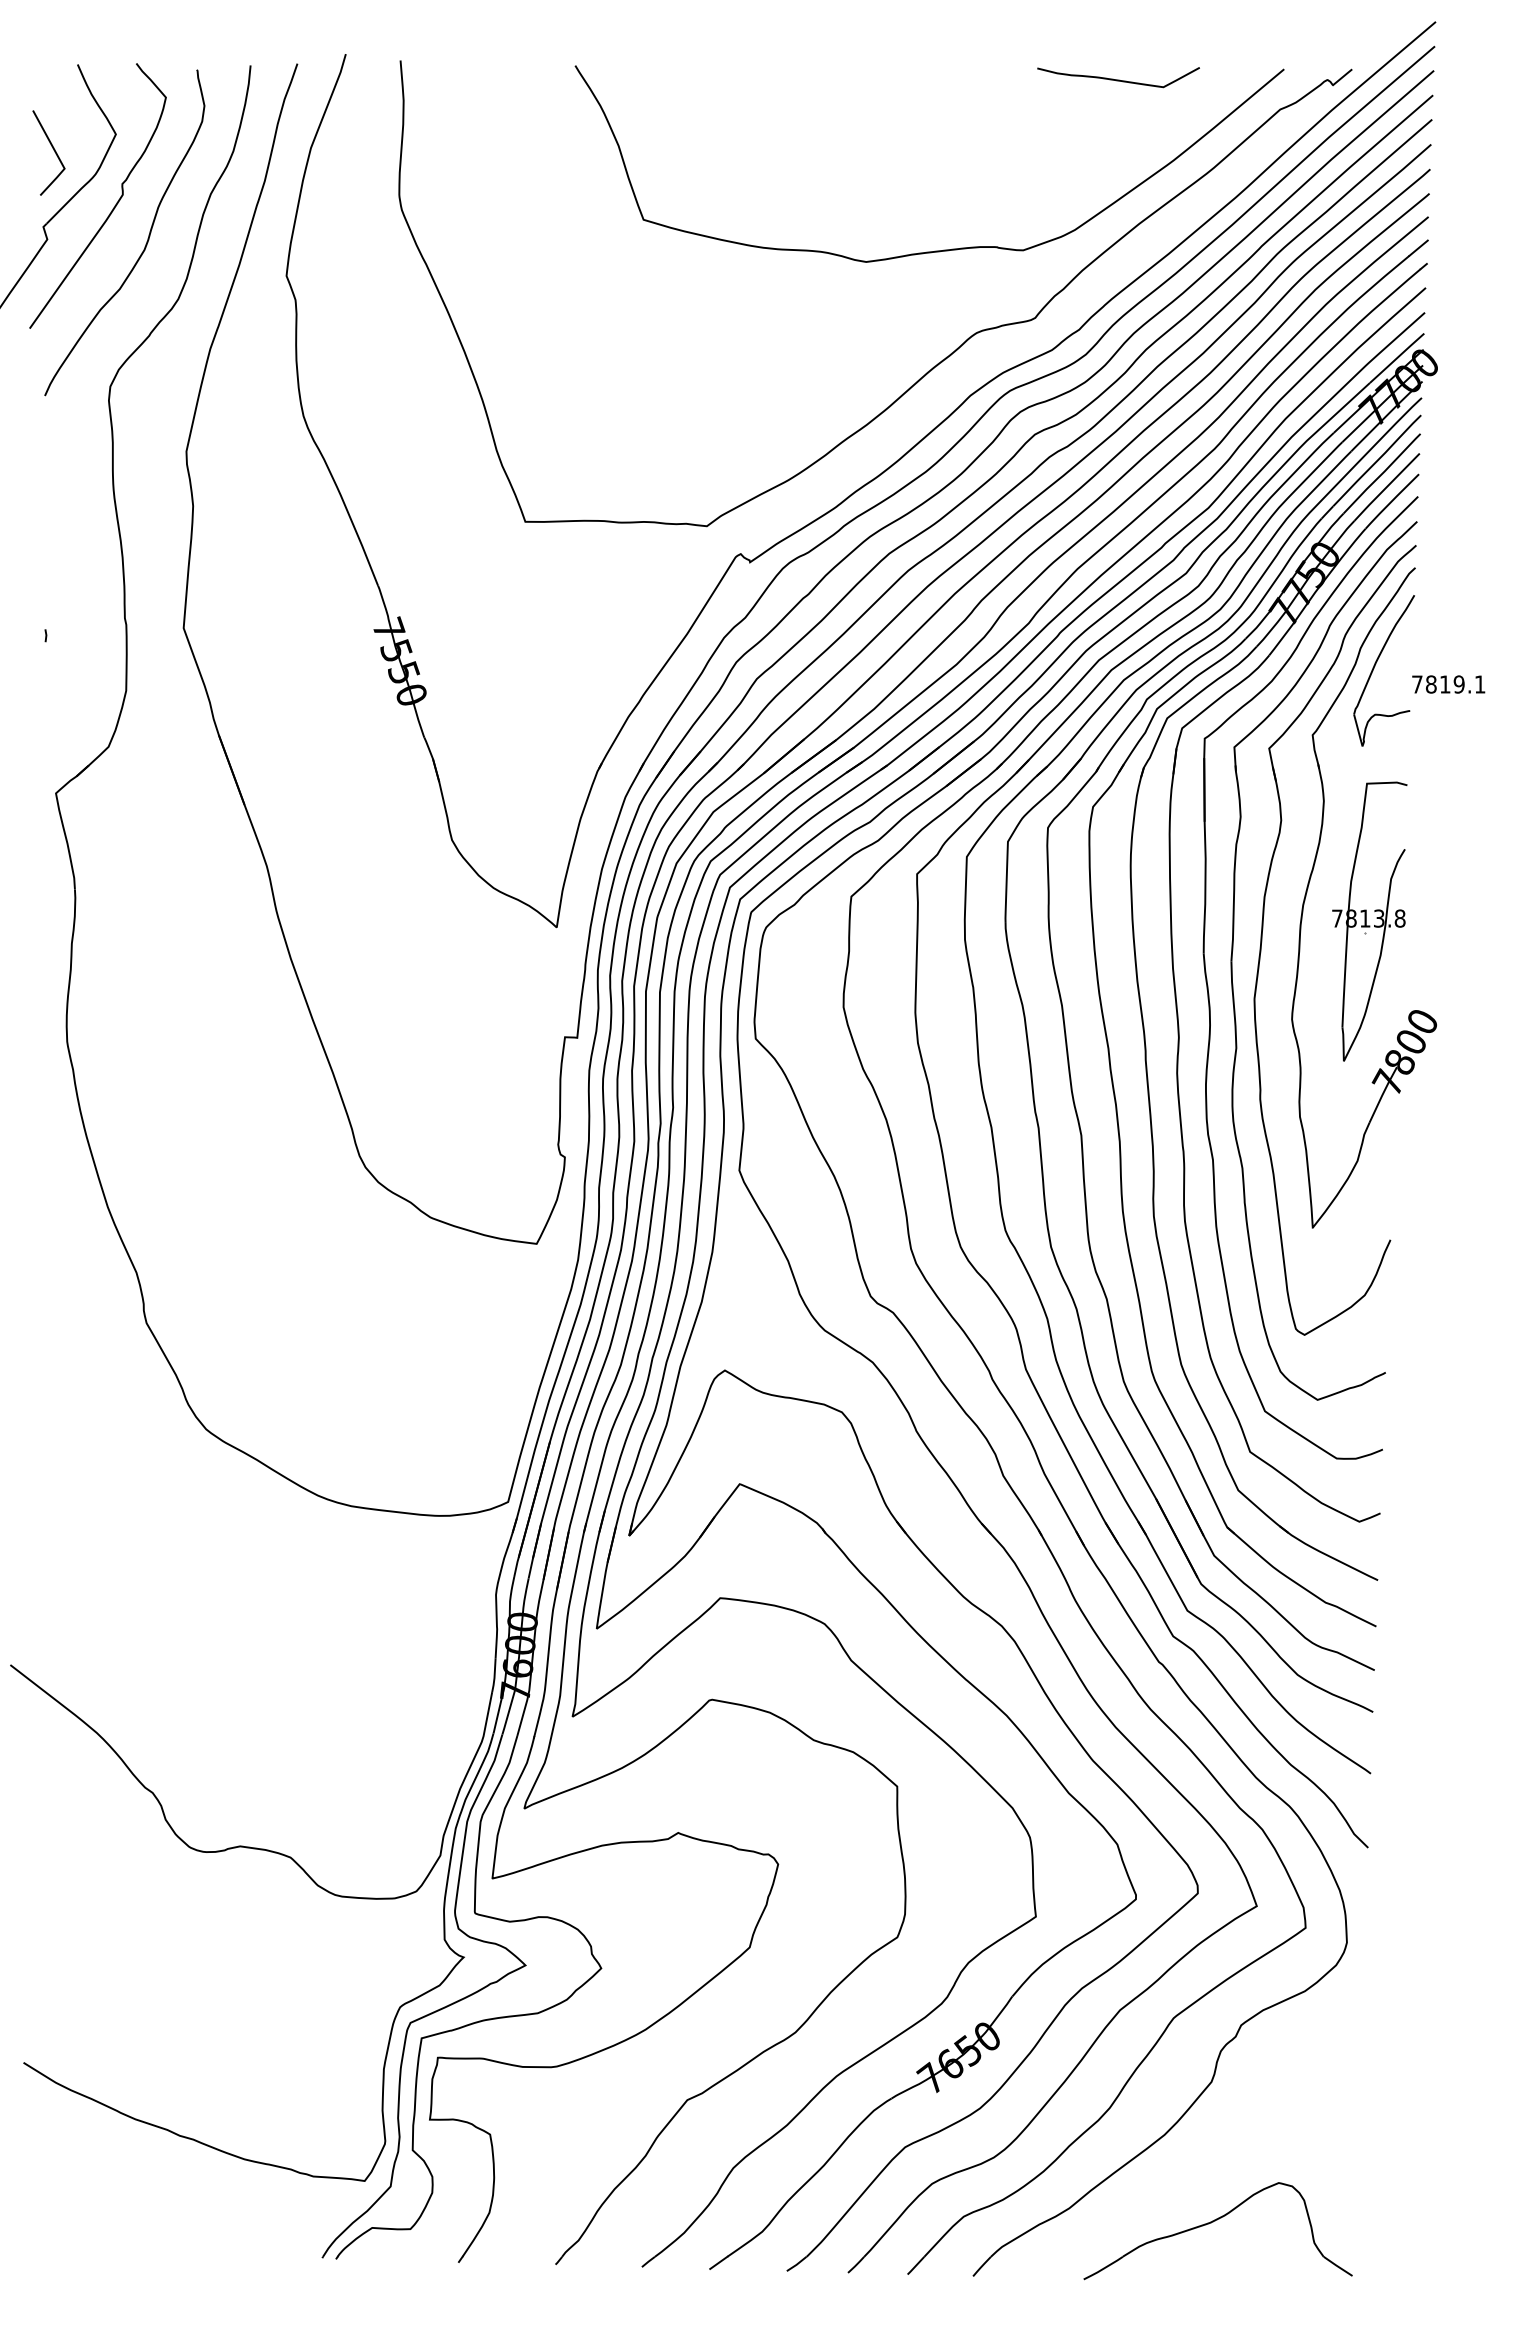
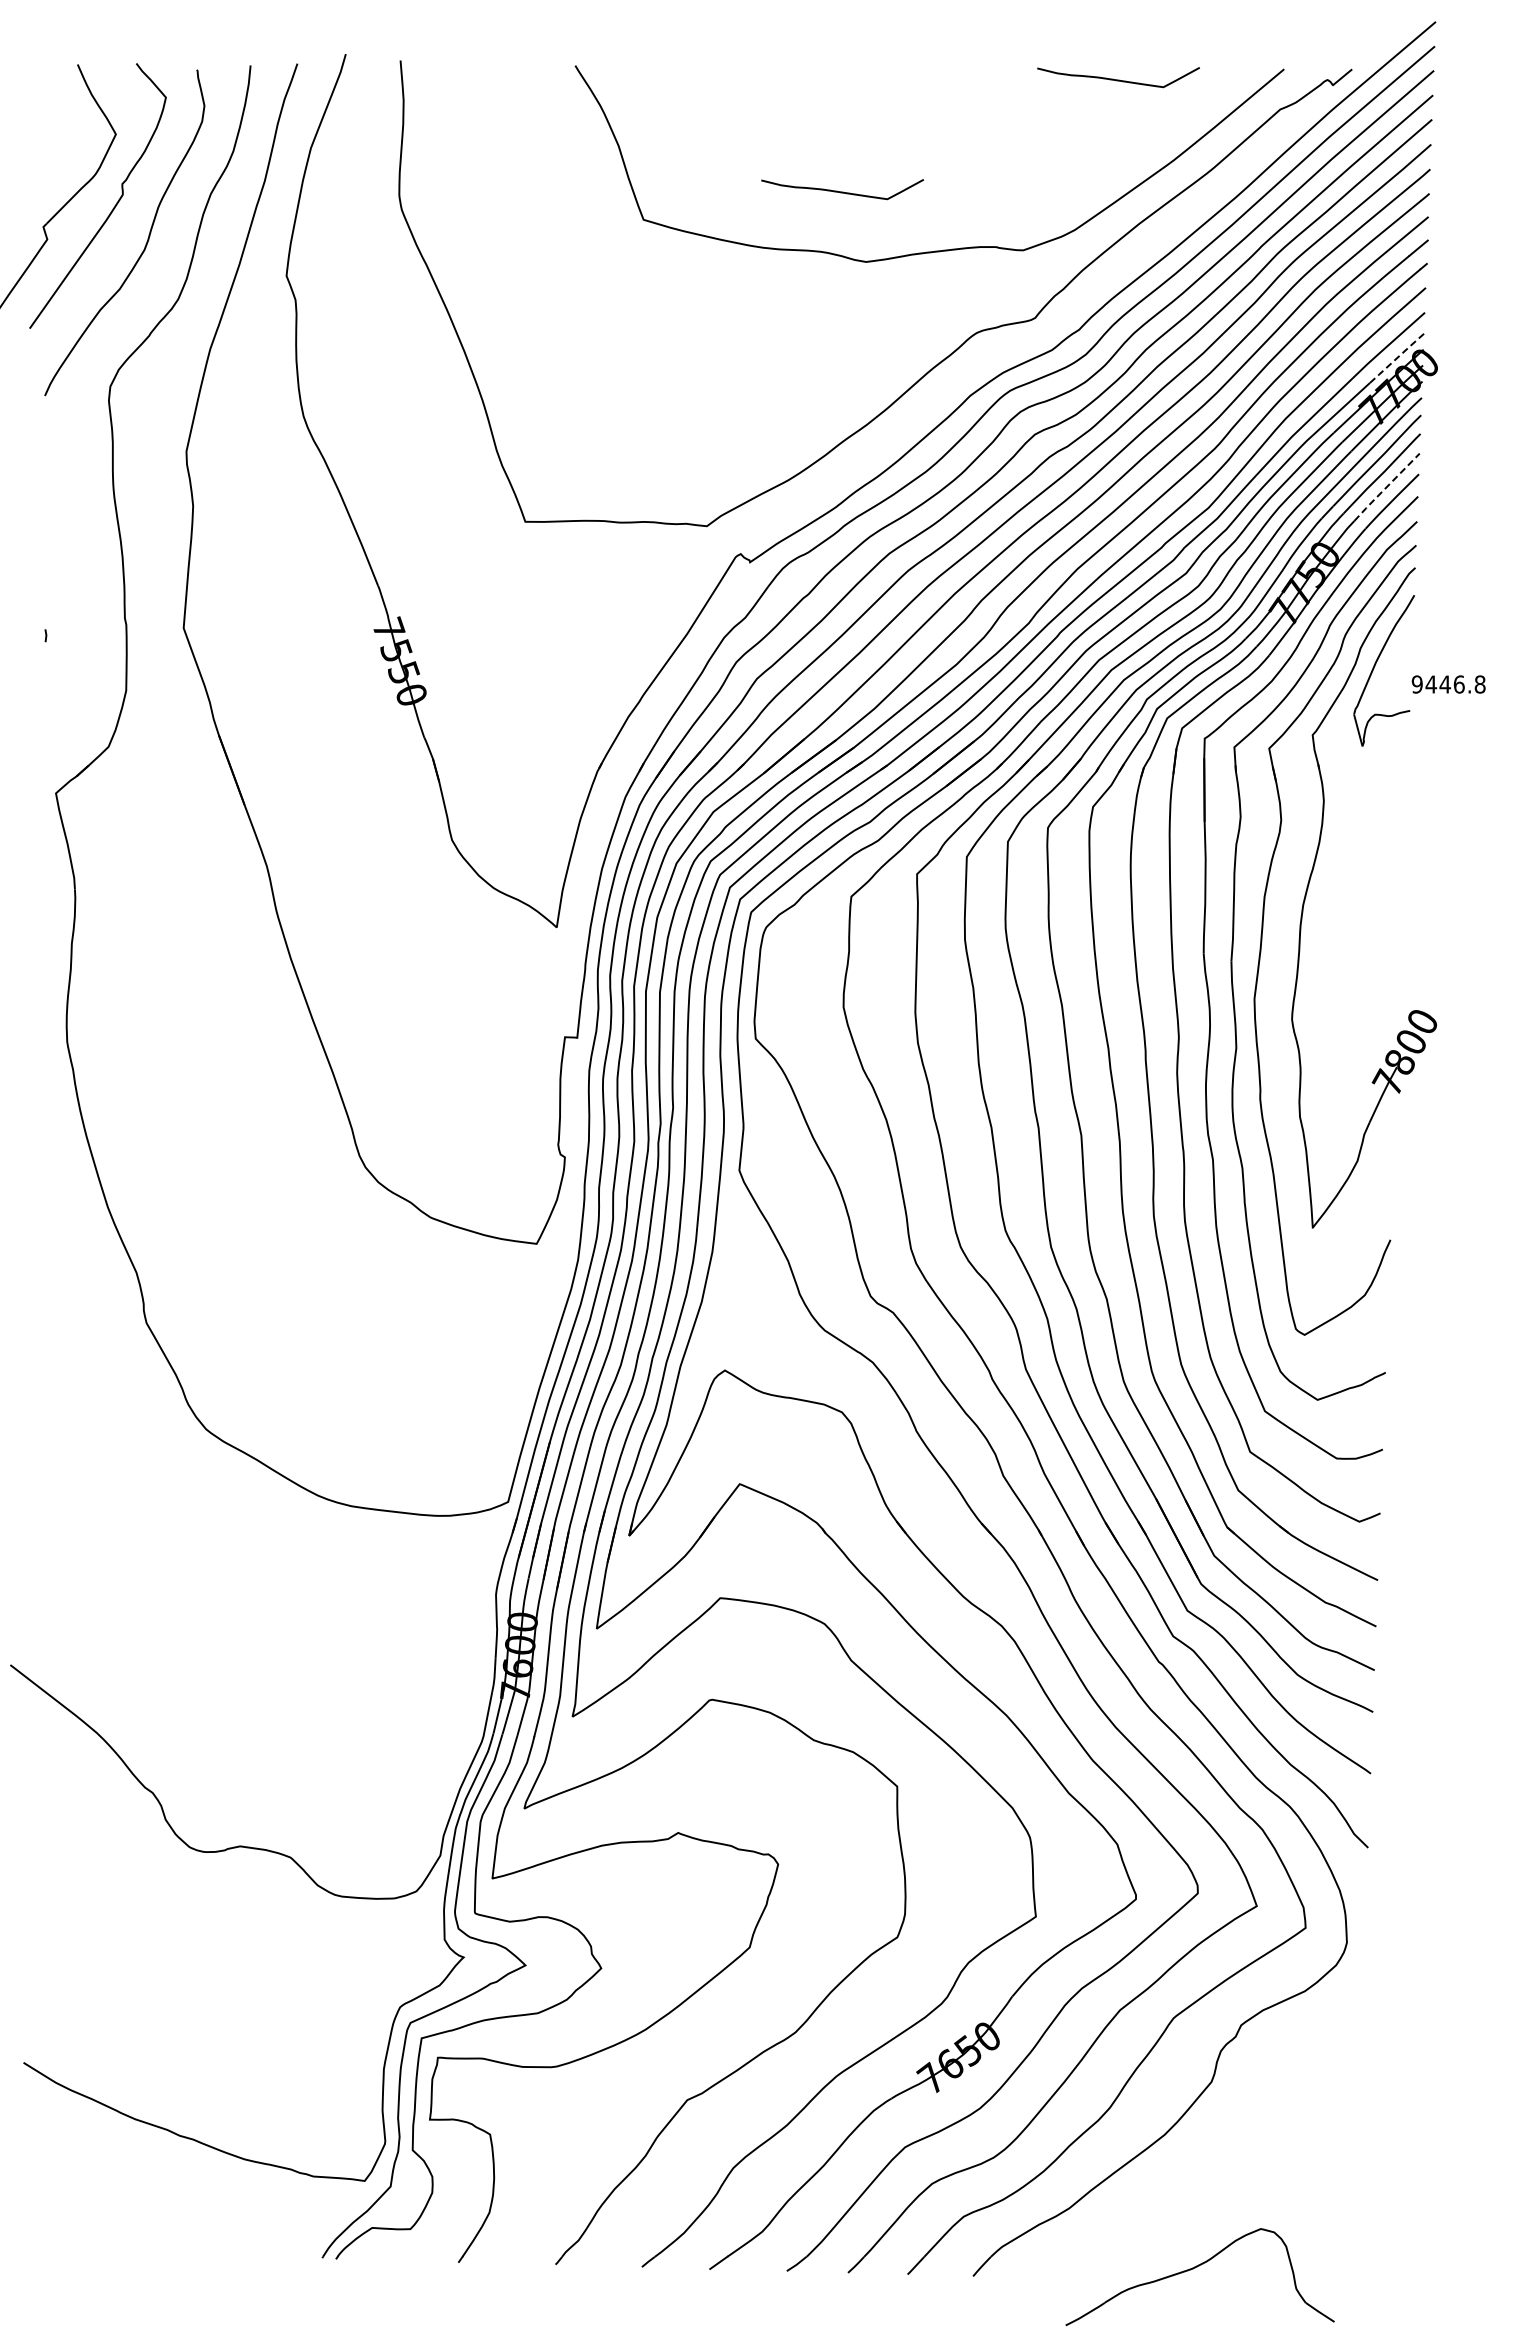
line: present -> none (53, 150)
curve: none -> present (842, 191)
line: solid -> dashed (1397, 358)
line: solid -> dashed (1386, 487)
text: 7819.1 -> 9446.8 (1448, 684)
part: present -> none (1369, 921)
part position: (1213, 2222) -> (1195, 2268) (1195, 2268)
